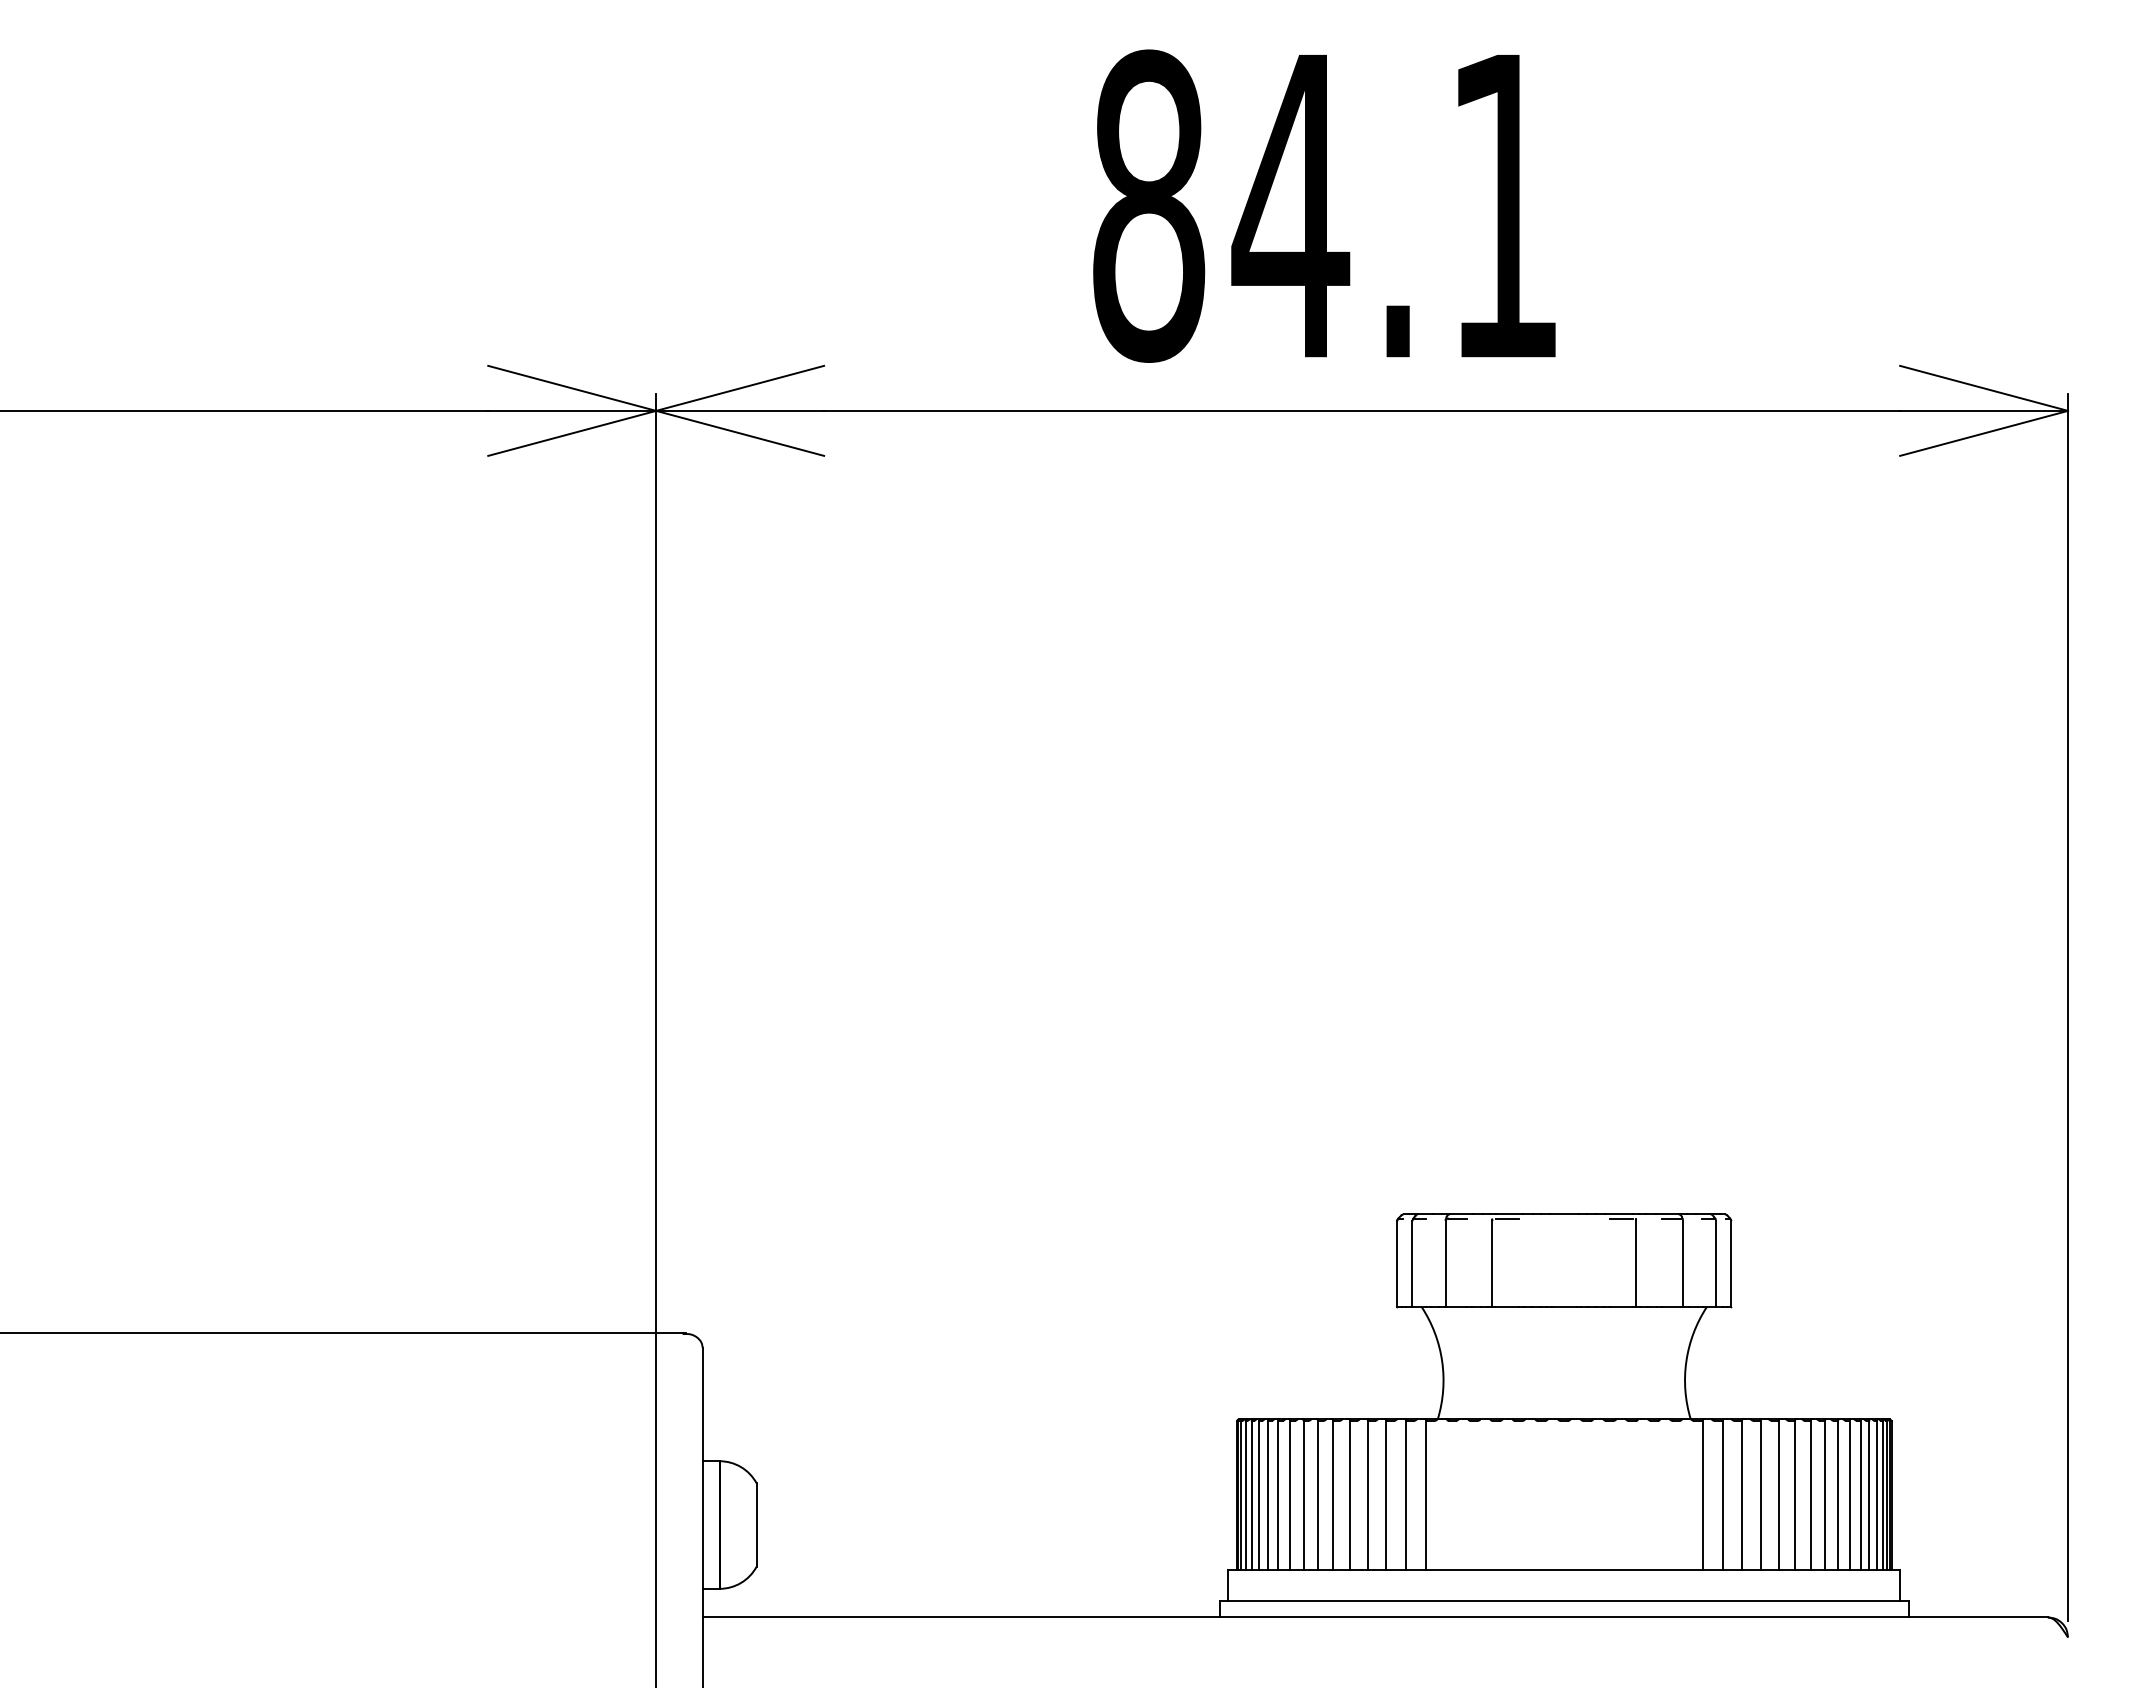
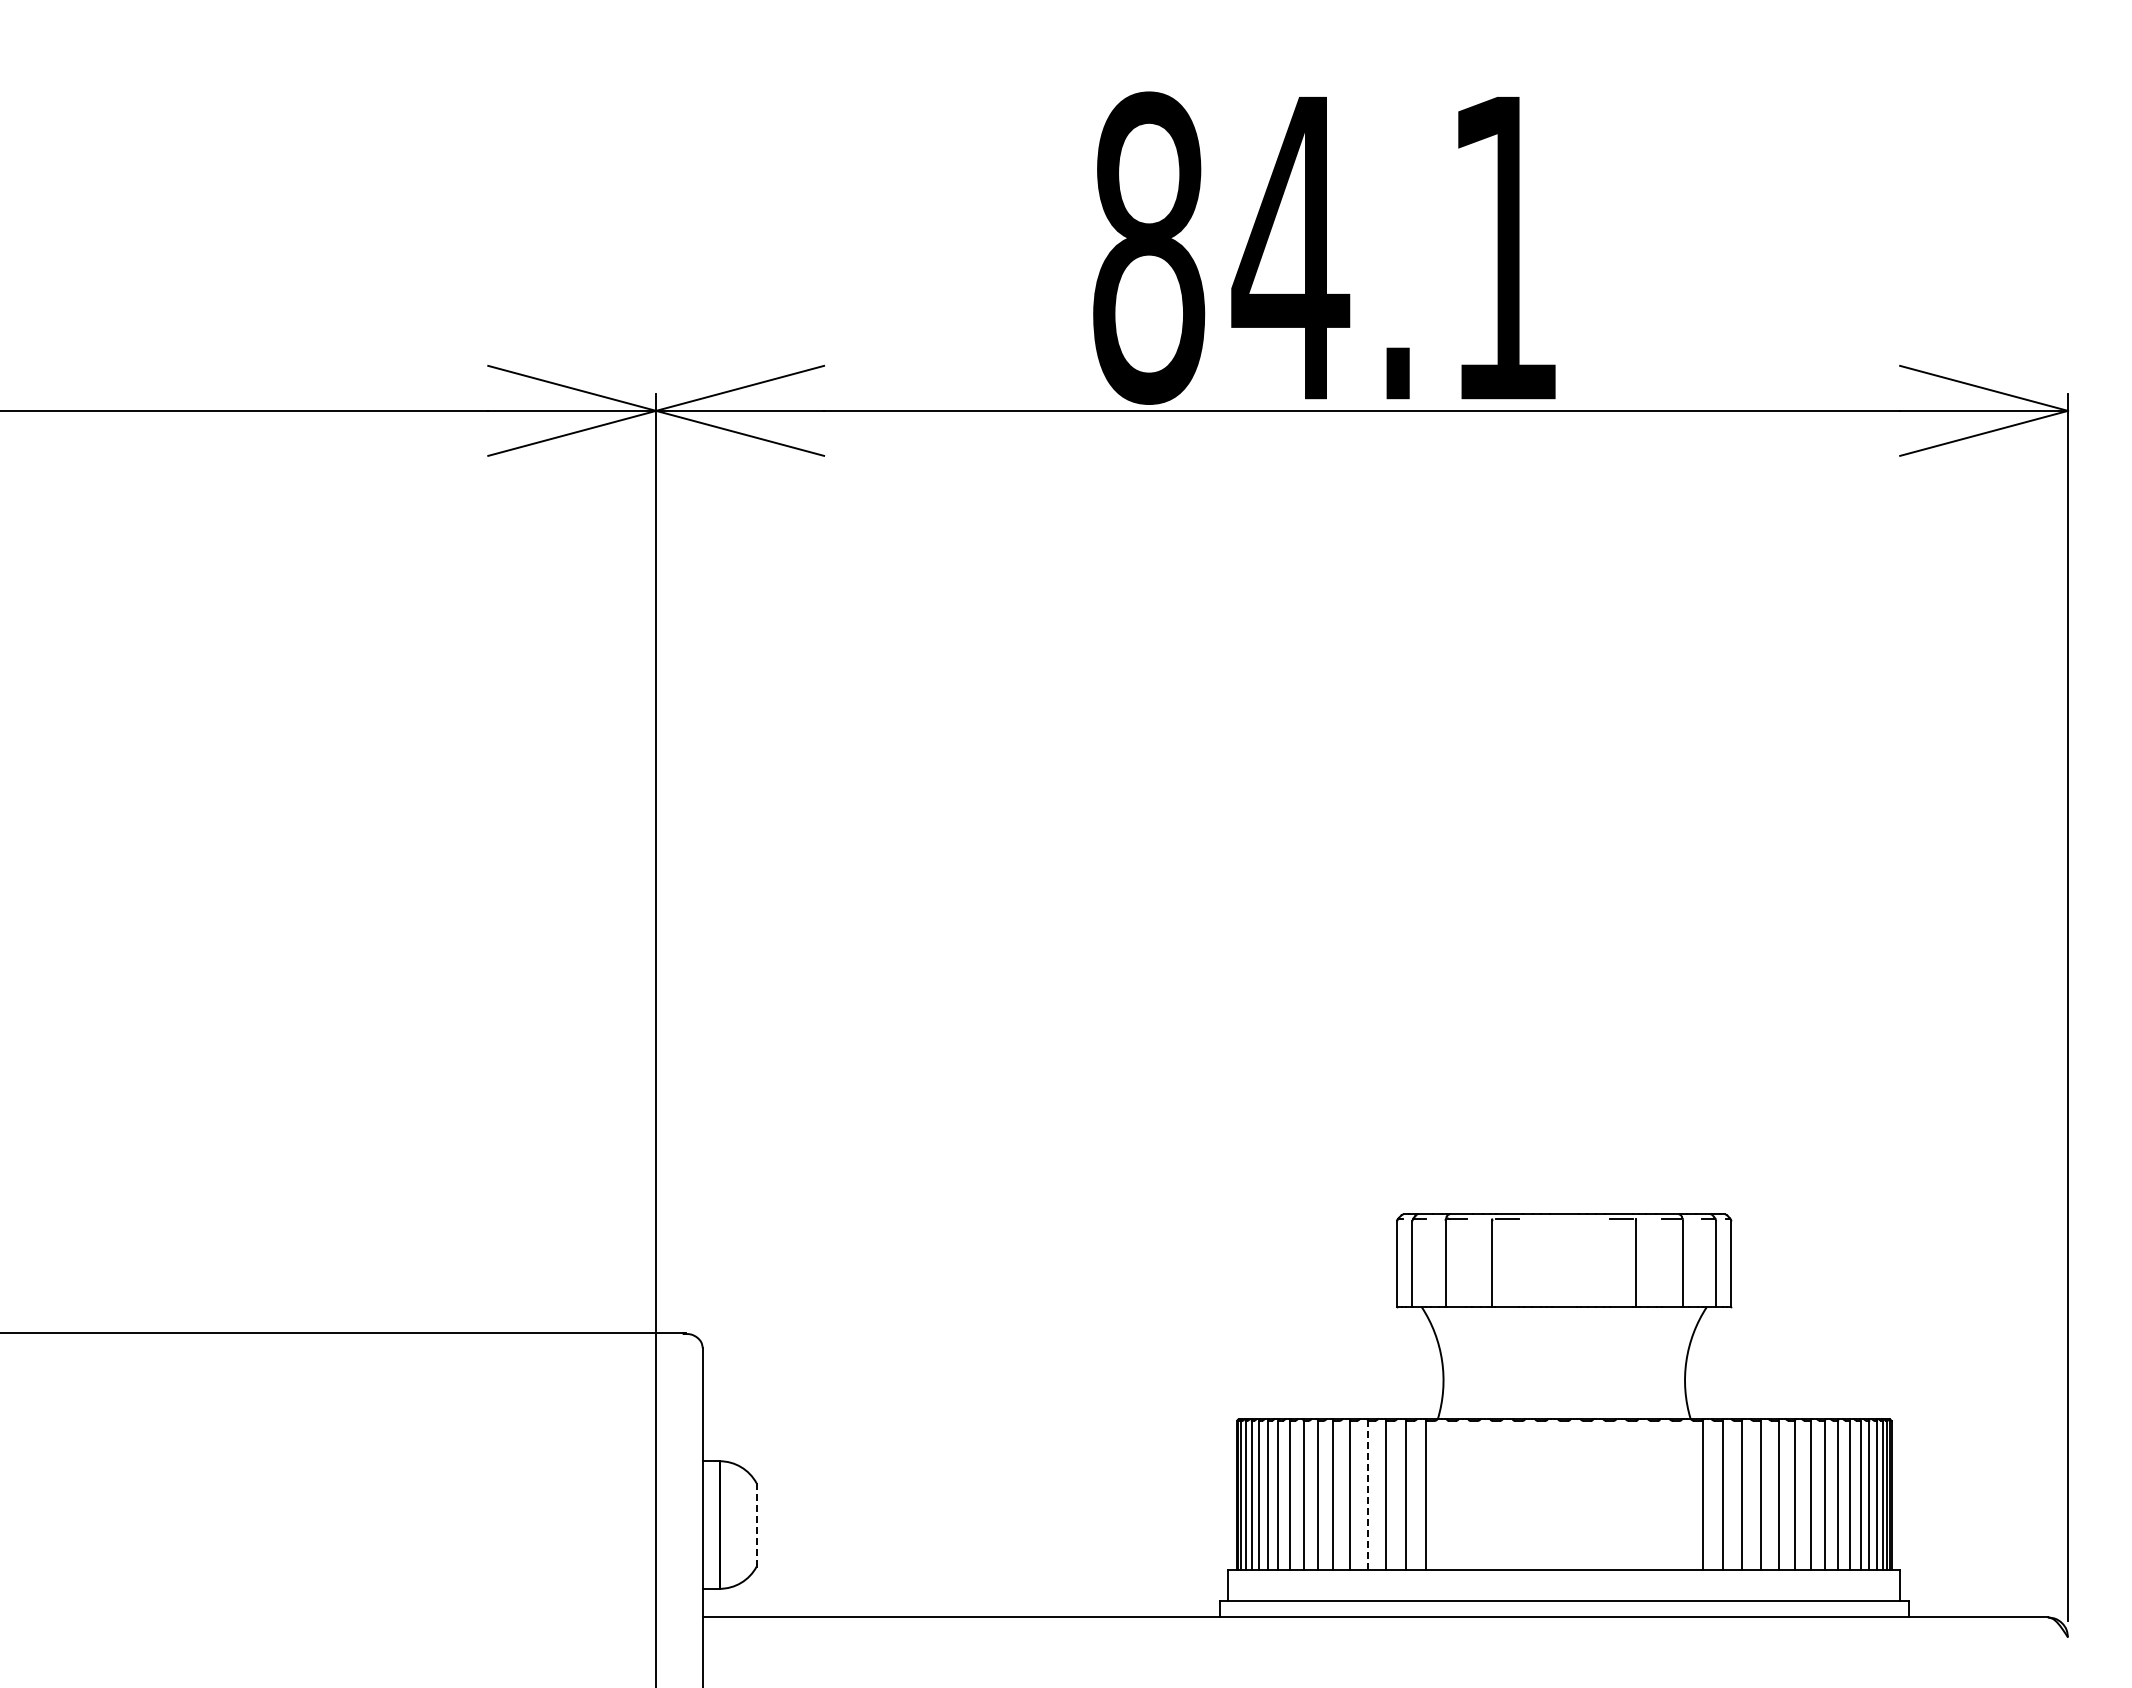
text position: (1324, 205) -> (1324, 247) (1324, 247)
line: solid -> dashed (1367, 1495)
line: solid -> dashed (756, 1524)
